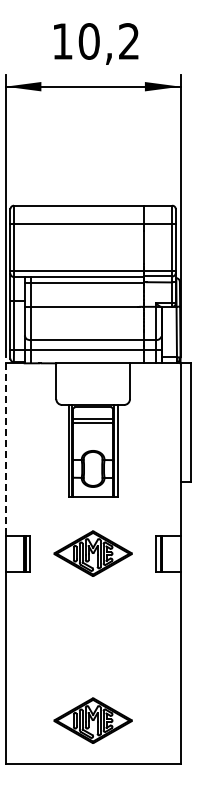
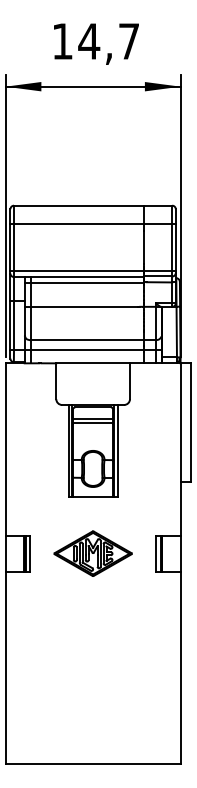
text: 10,2 -> 14,7 (108, 41)
line: dashed -> solid (5, 450)
part: present -> none (92, 720)
